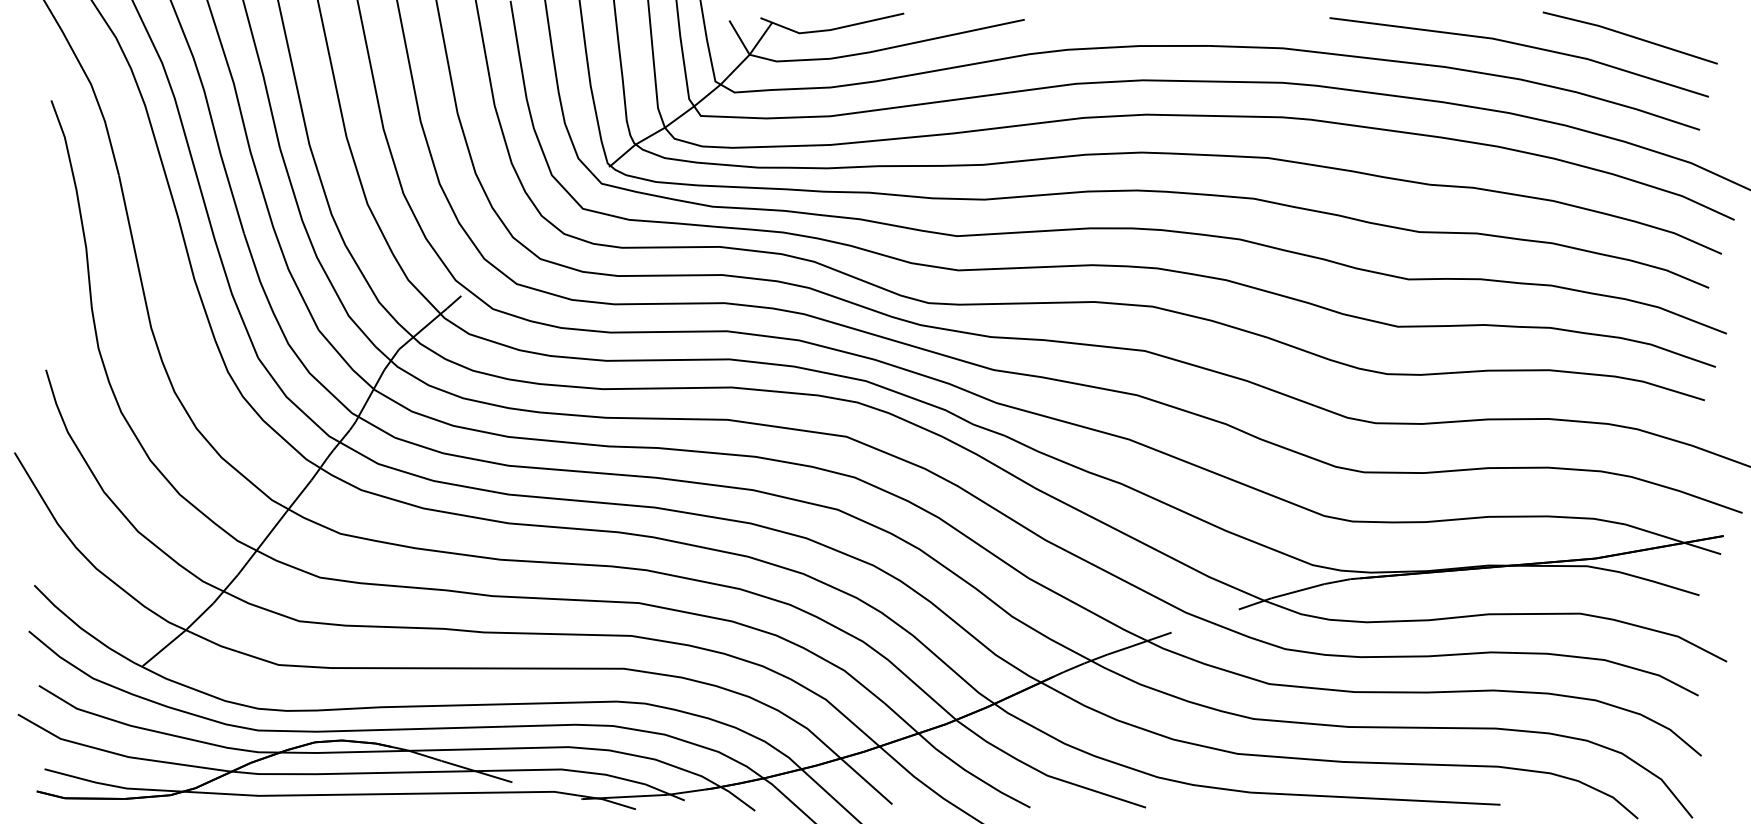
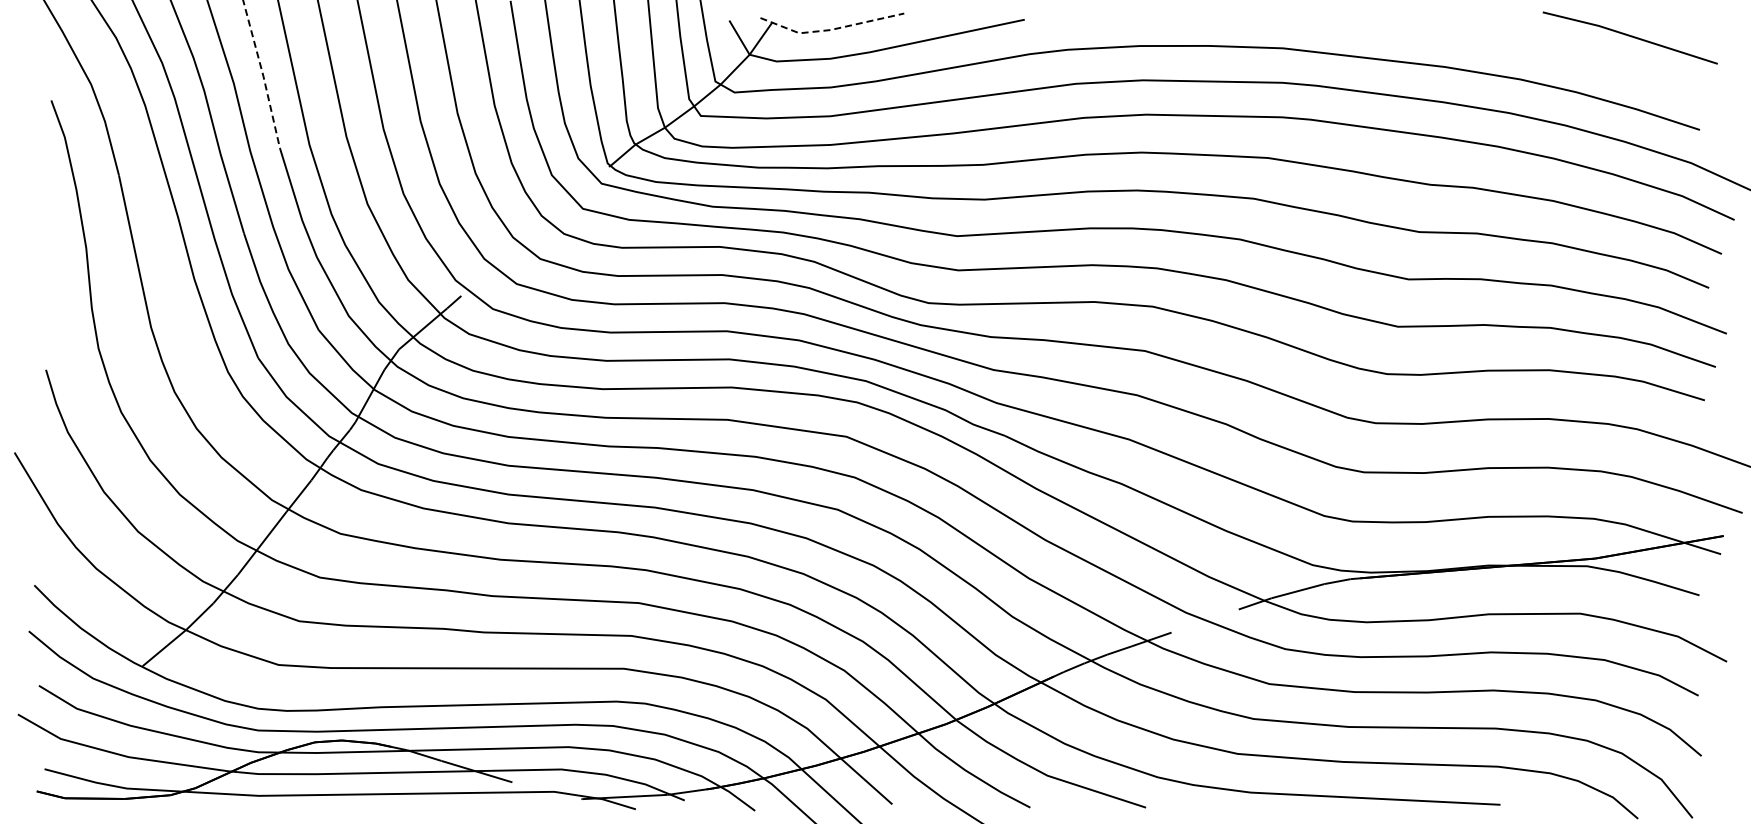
line: solid -> dashed (830, 30)
line: present -> none (1518, 45)
line: solid -> dashed (262, 74)
